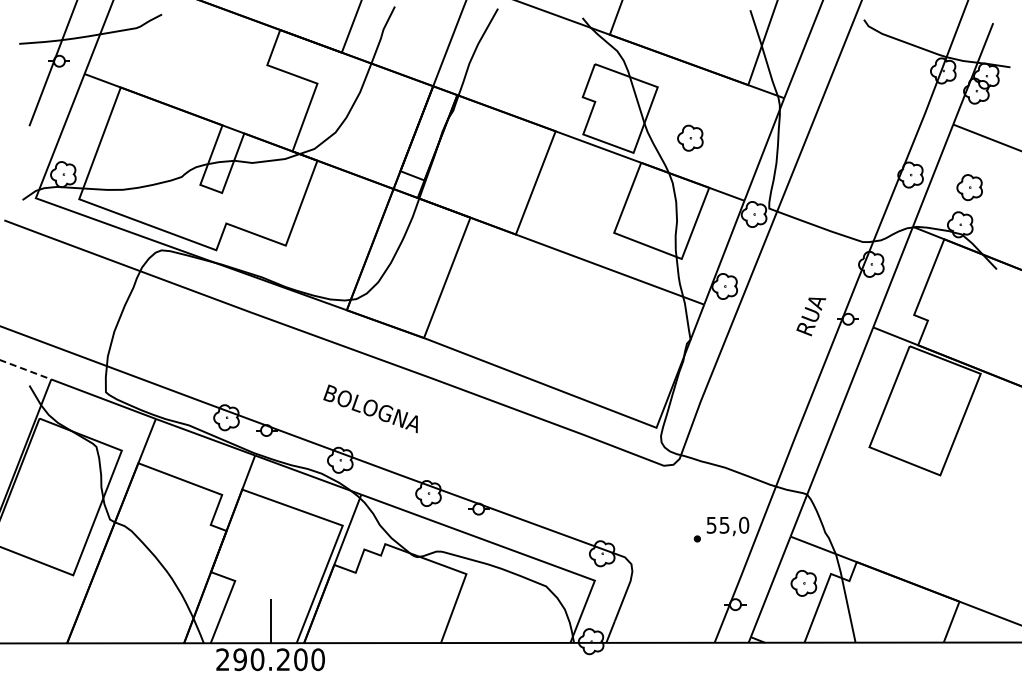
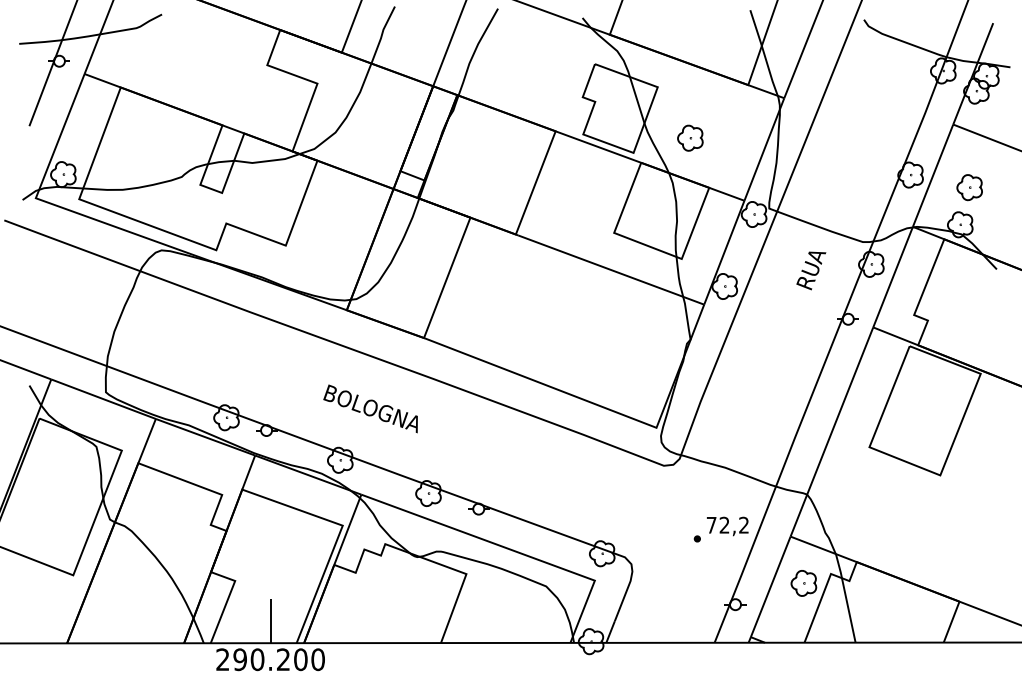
text position: (811, 316) -> (811, 270) (811, 270)
line: dashed -> solid (26, 369)
text: 55,0 -> 72,2 (727, 524)
